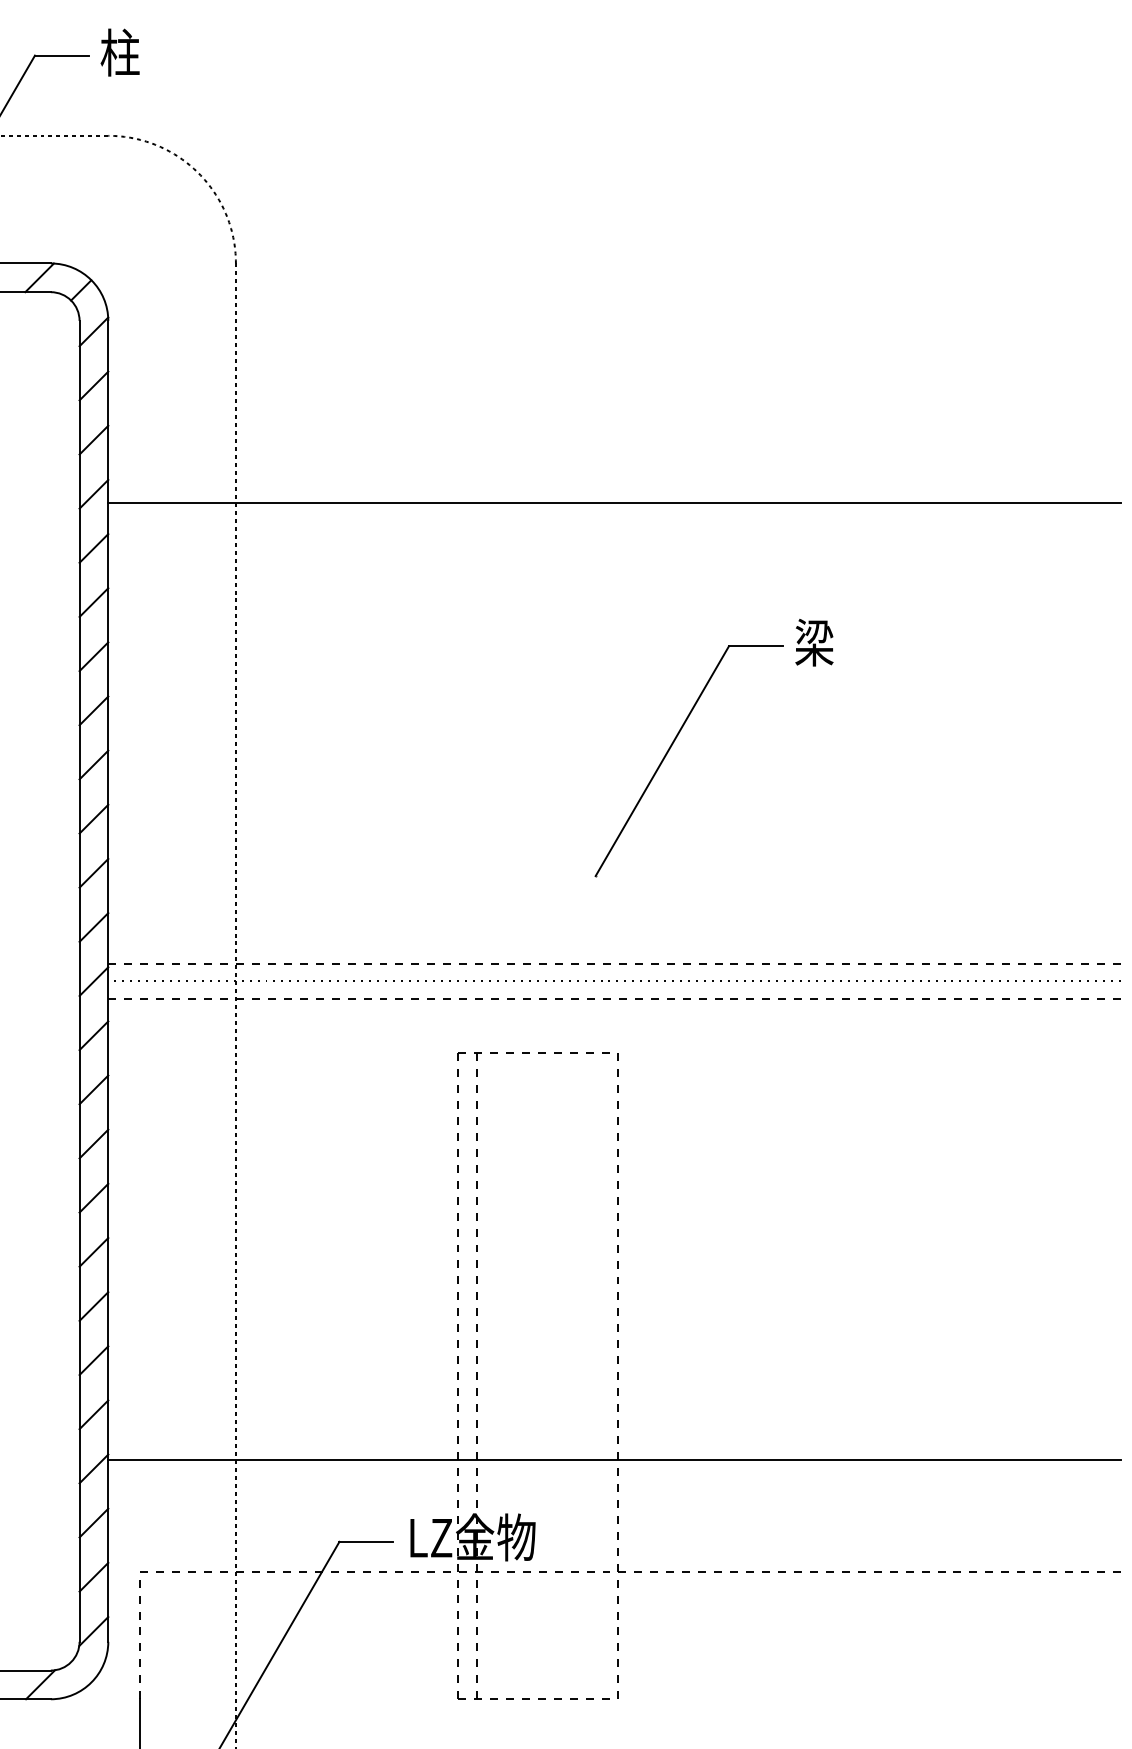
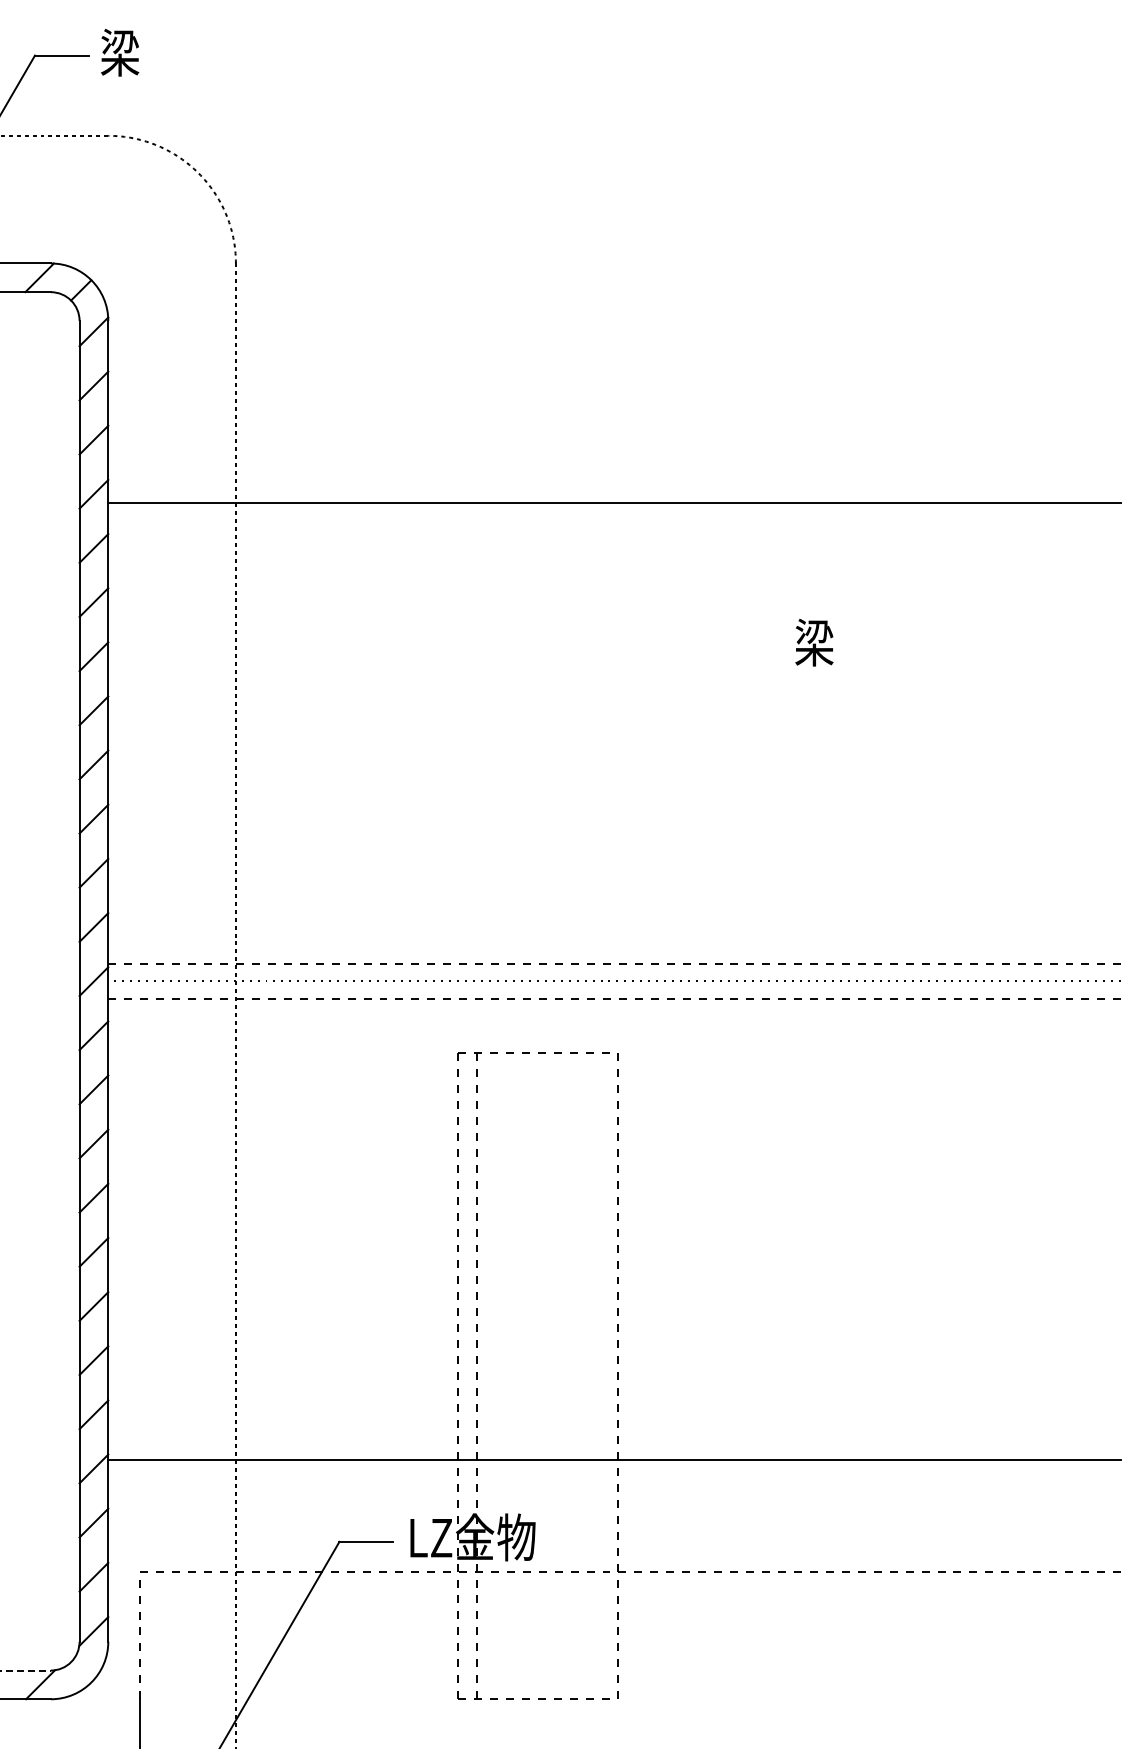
text: 柱 -> 梁 (119, 52)
part: present -> none (670, 749)
line: solid -> dashed (25, 1670)
